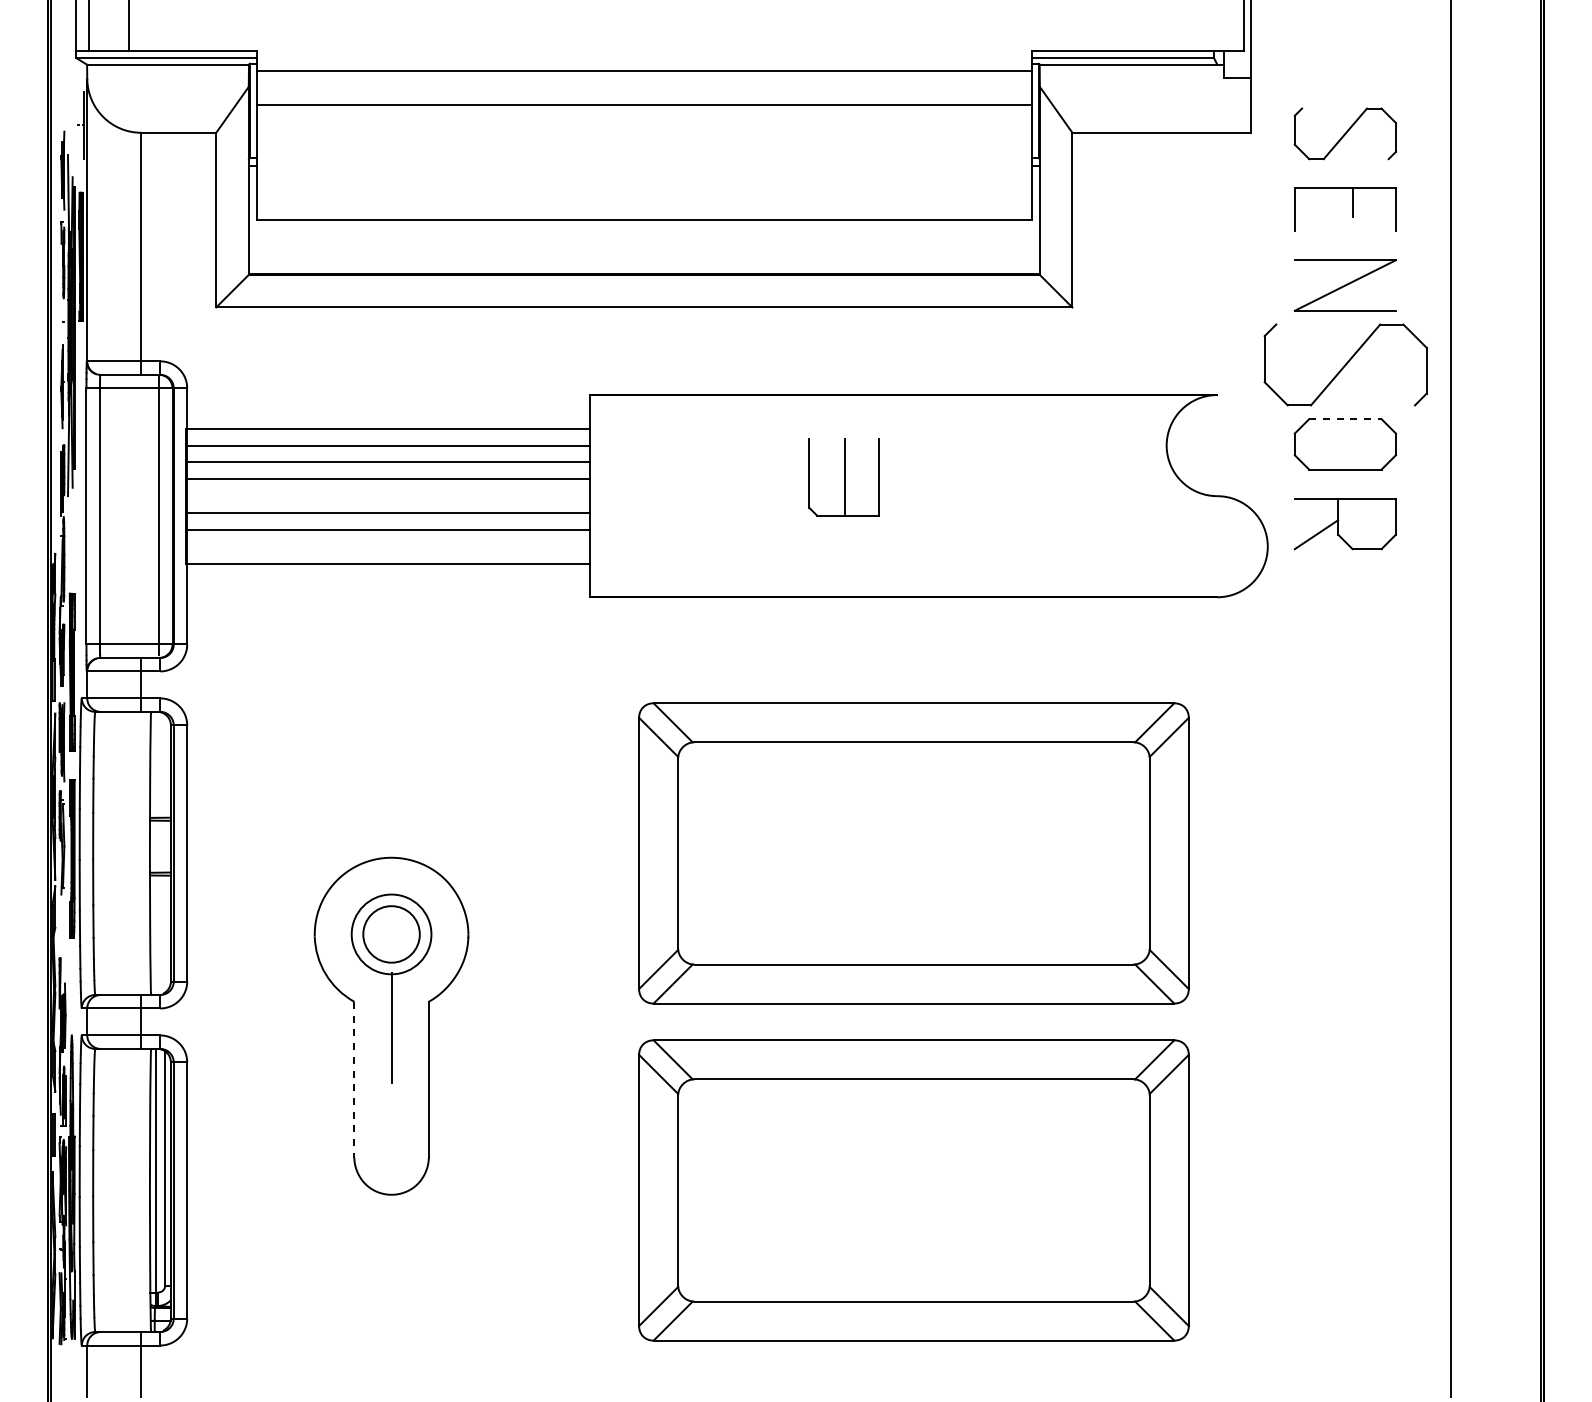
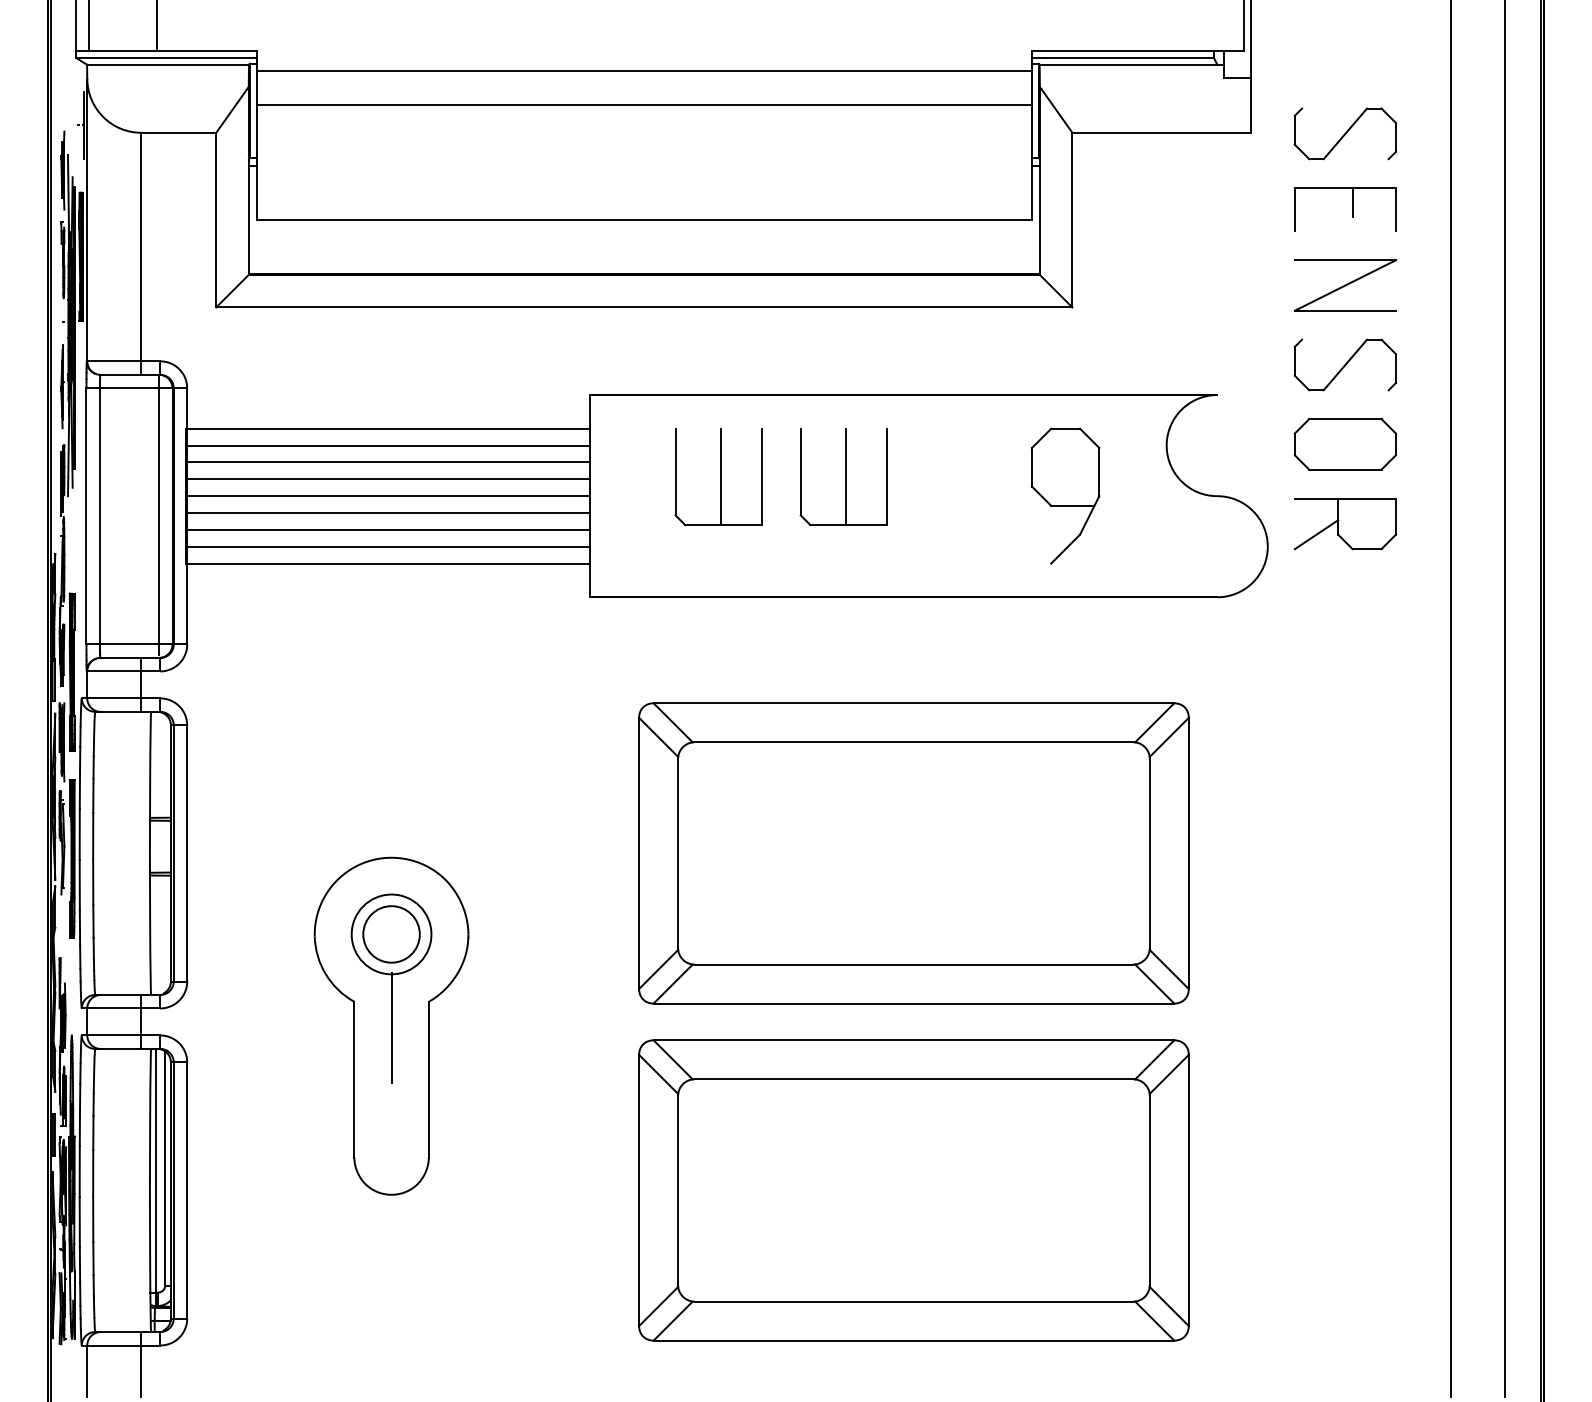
line position: (128, 26) -> (156, 26) (156, 26)
part size: 165x84 px -> 104x54 px (1344, 364)
line: dashed -> solid (1345, 419)
part: none -> present (718, 477)
part size: 72x79 px -> 89x99 px (843, 477)
part: none -> present (1065, 495)
line: none -> present (387, 496)
line: none -> present (387, 546)
line: none -> present (1504, 699)
line: dashed -> solid (354, 1079)
